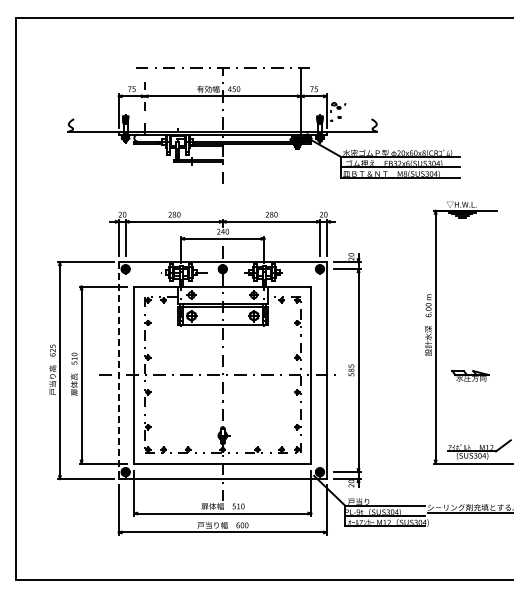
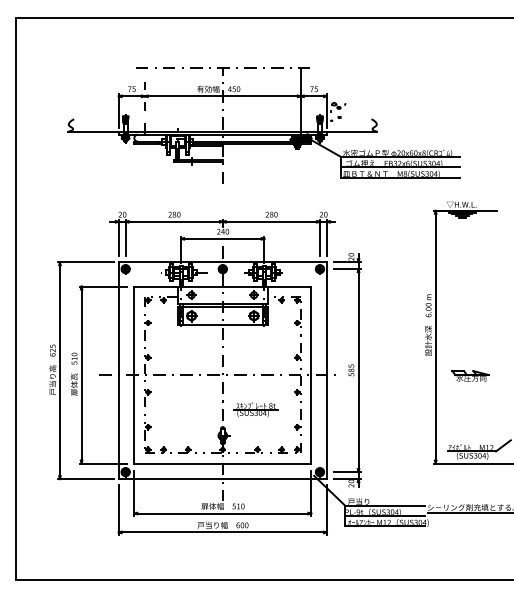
line: dashed -> solid (118, 371)
part: none -> present (255, 409)
